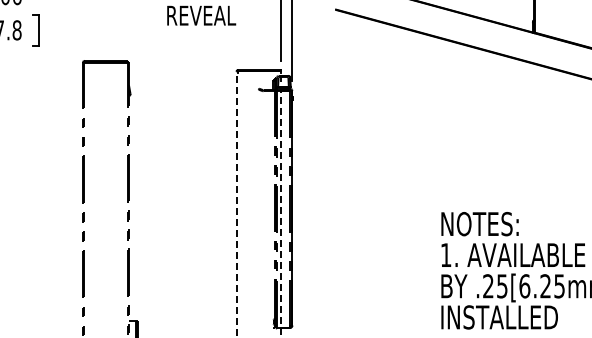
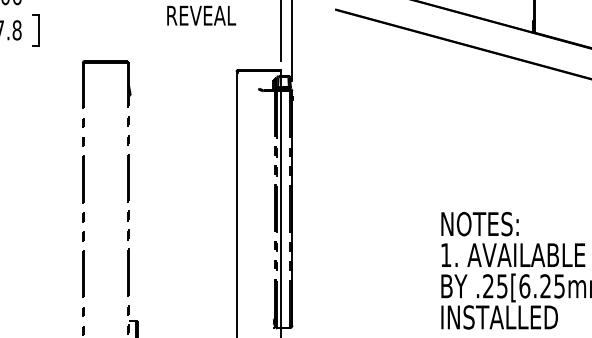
line: dashed -> solid (236, 204)
line: dashed -> solid (281, 204)
